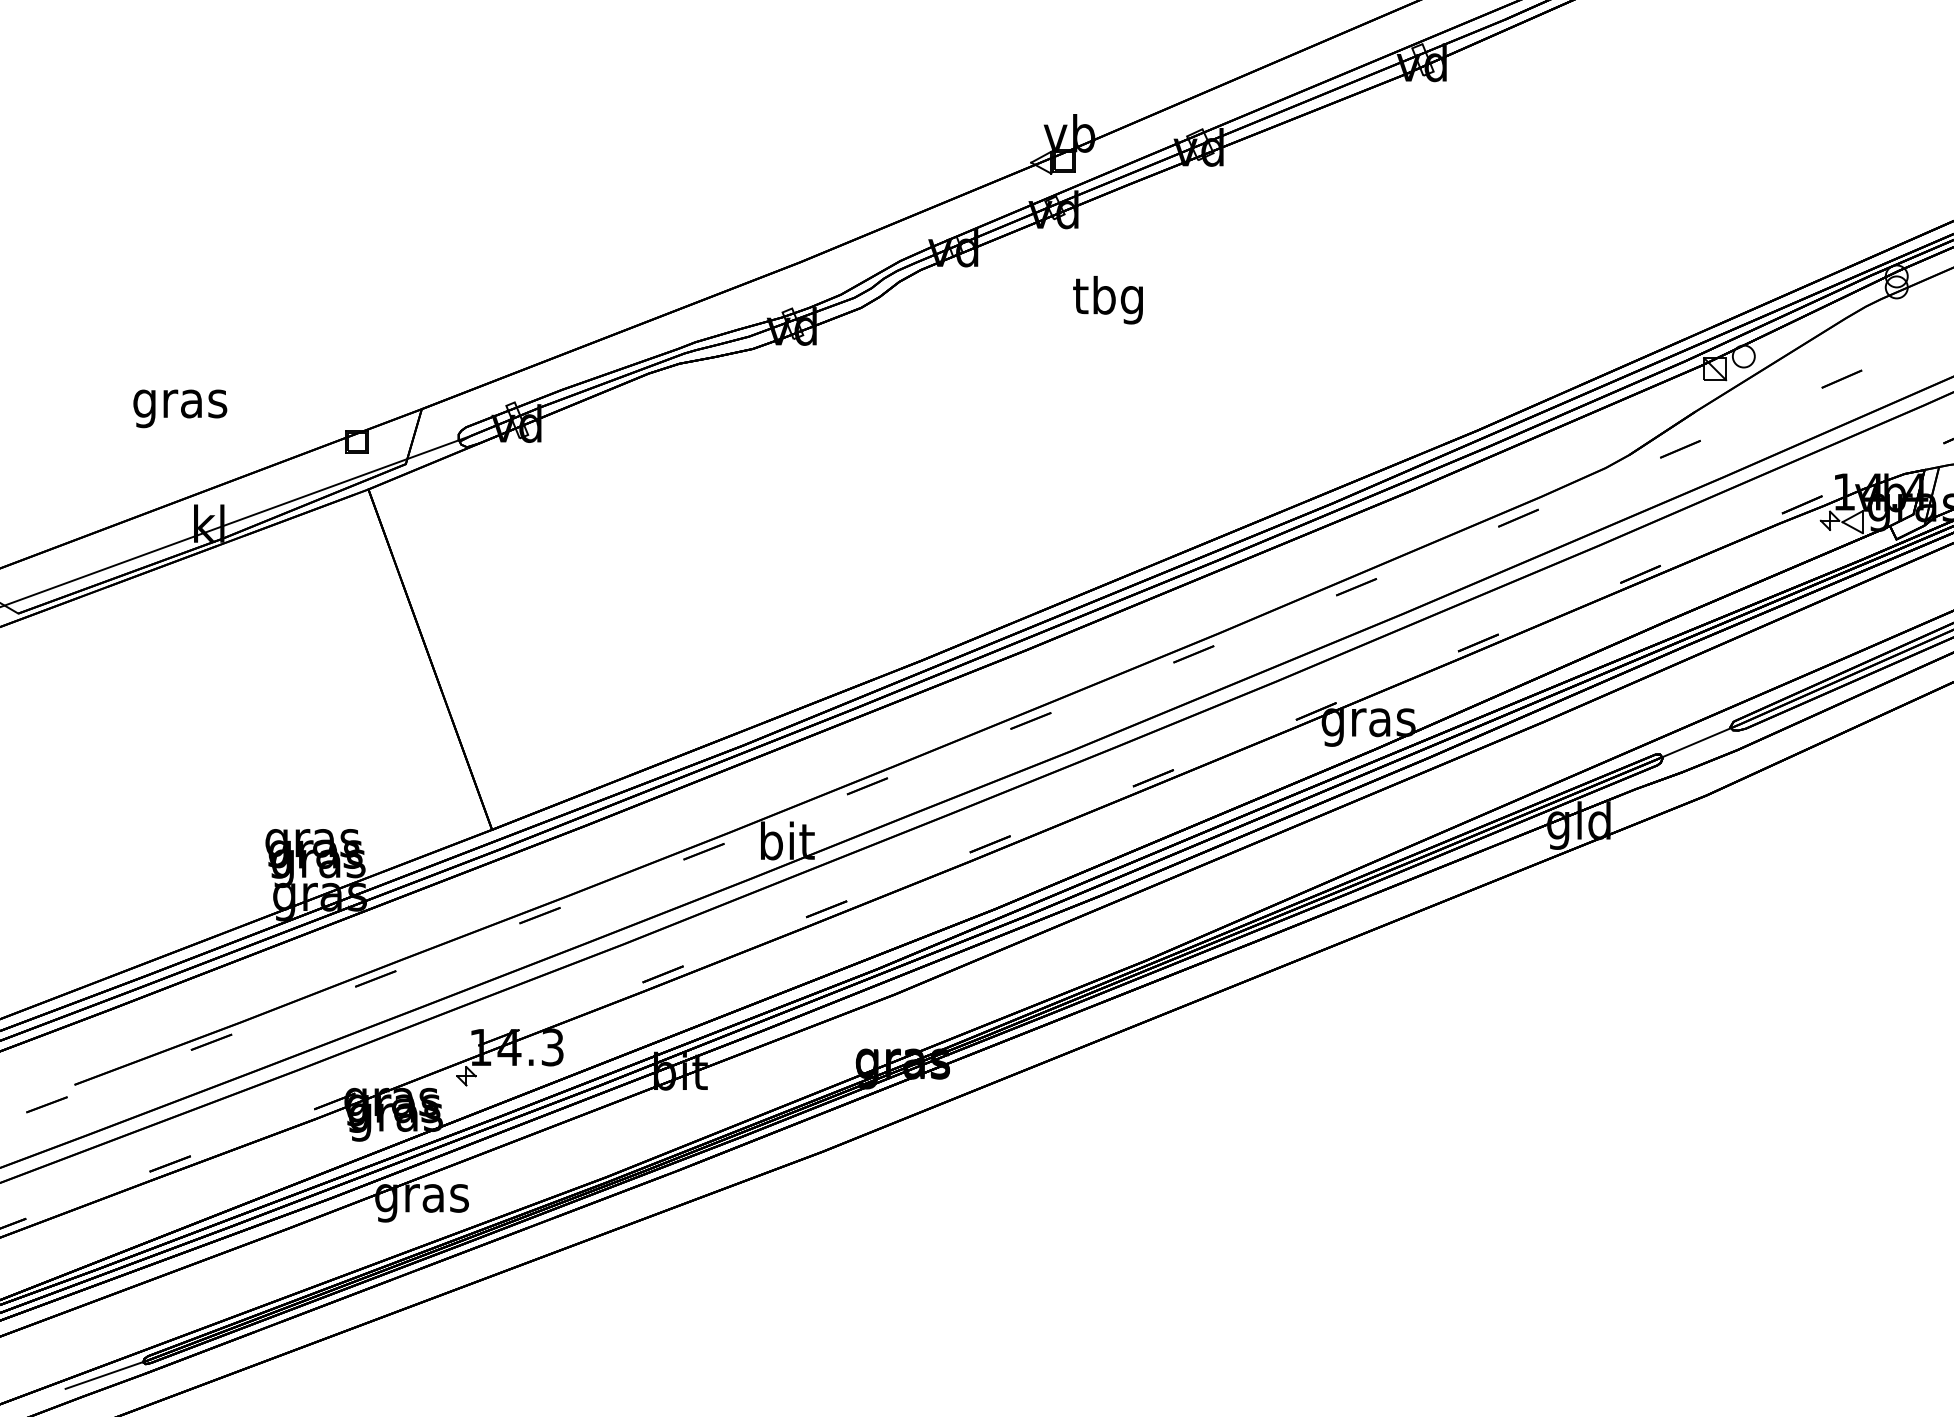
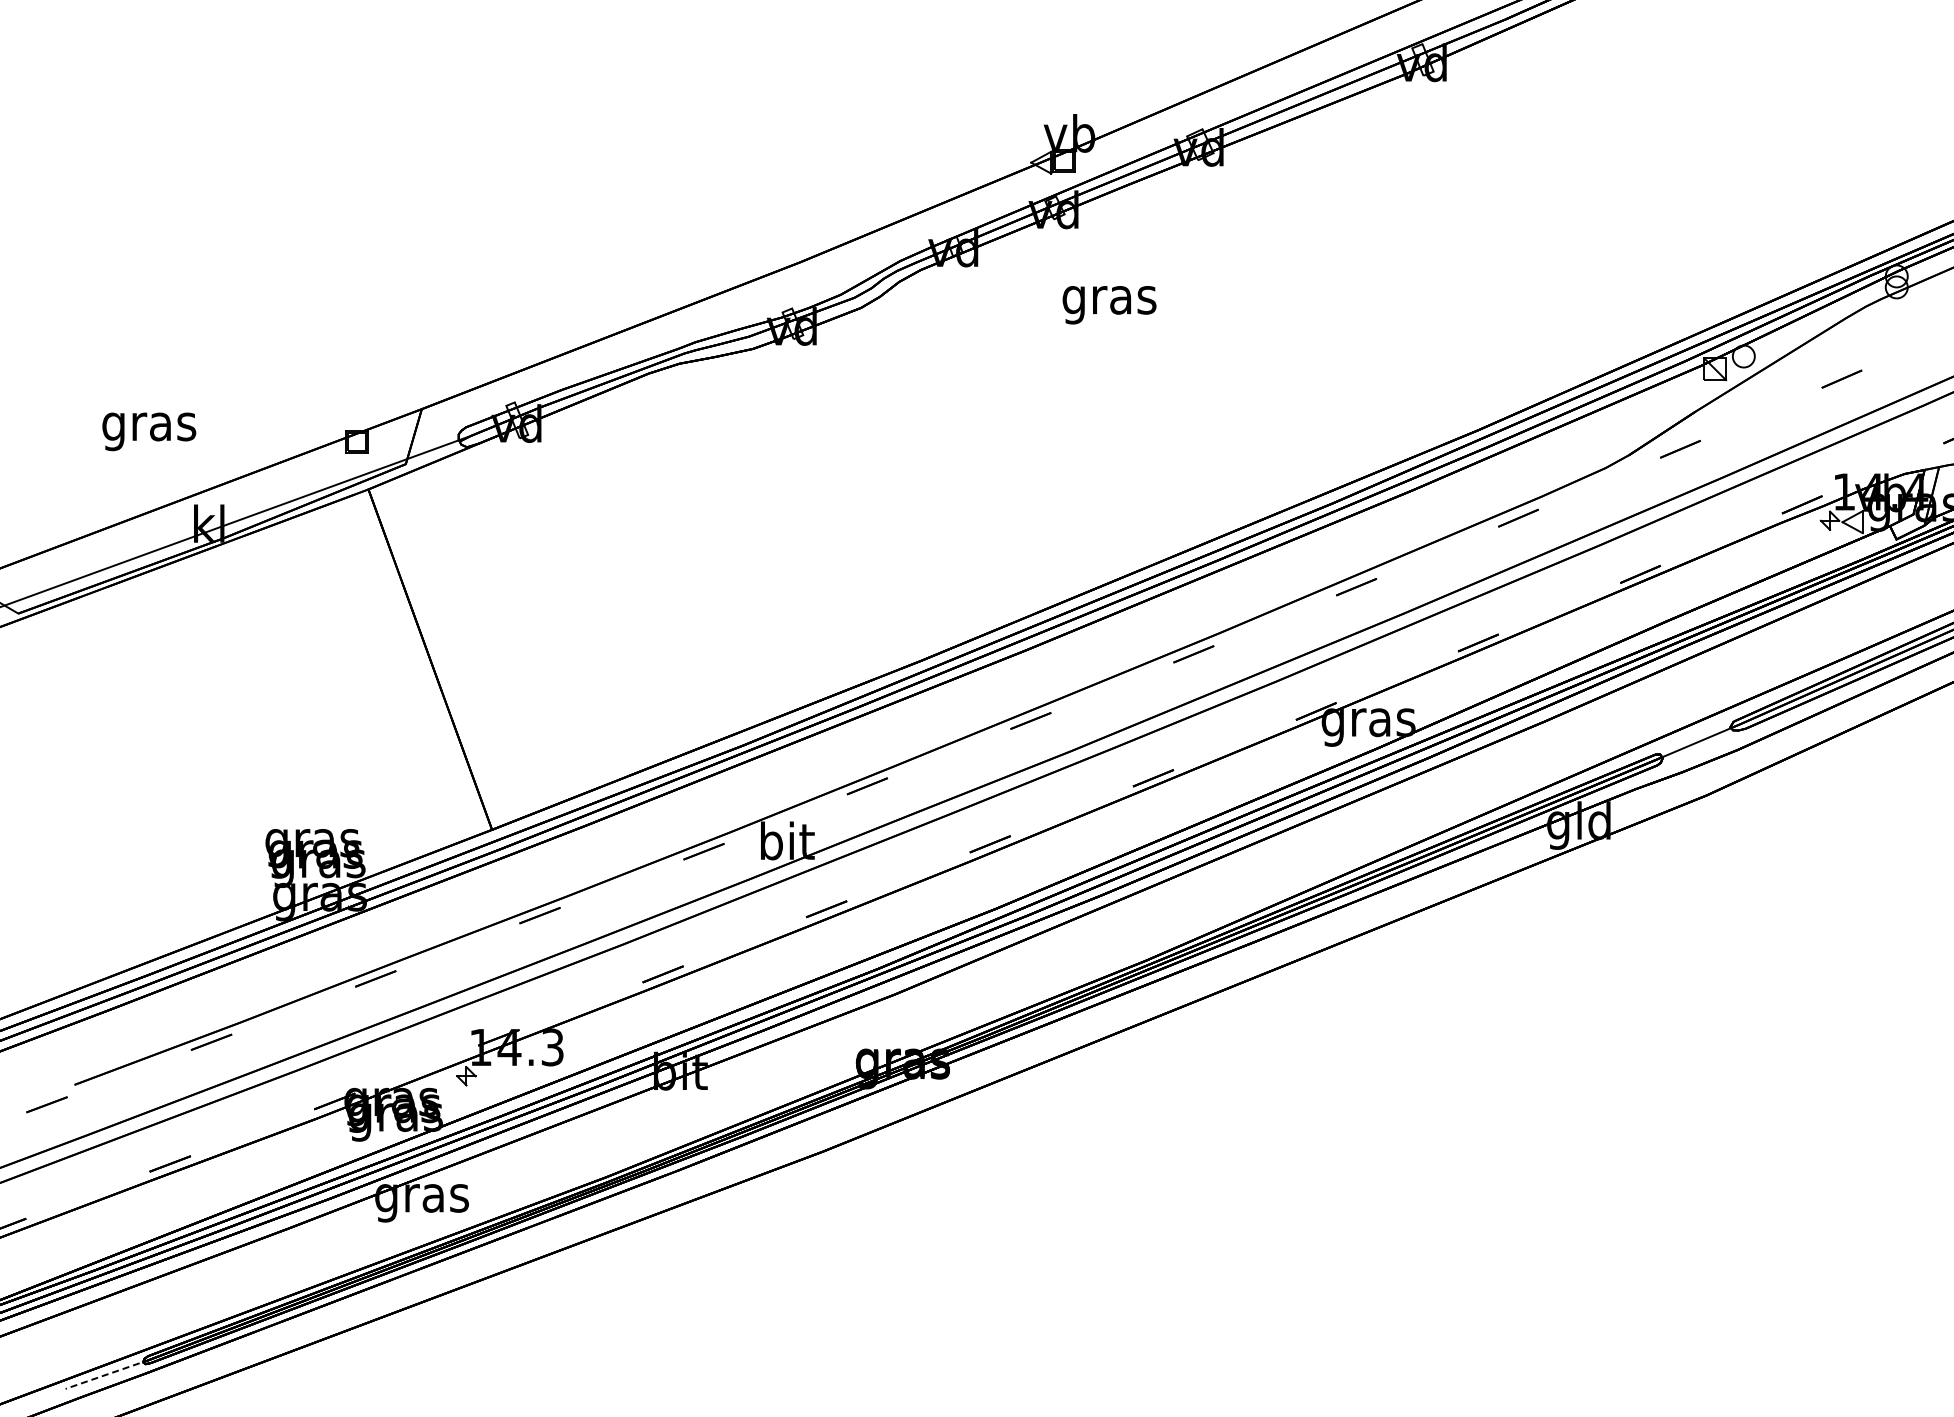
text: tbg -> gras (1109, 300)
text position: (180, 408) -> (149, 431) (149, 431)
line: solid -> dashed (107, 1374)
